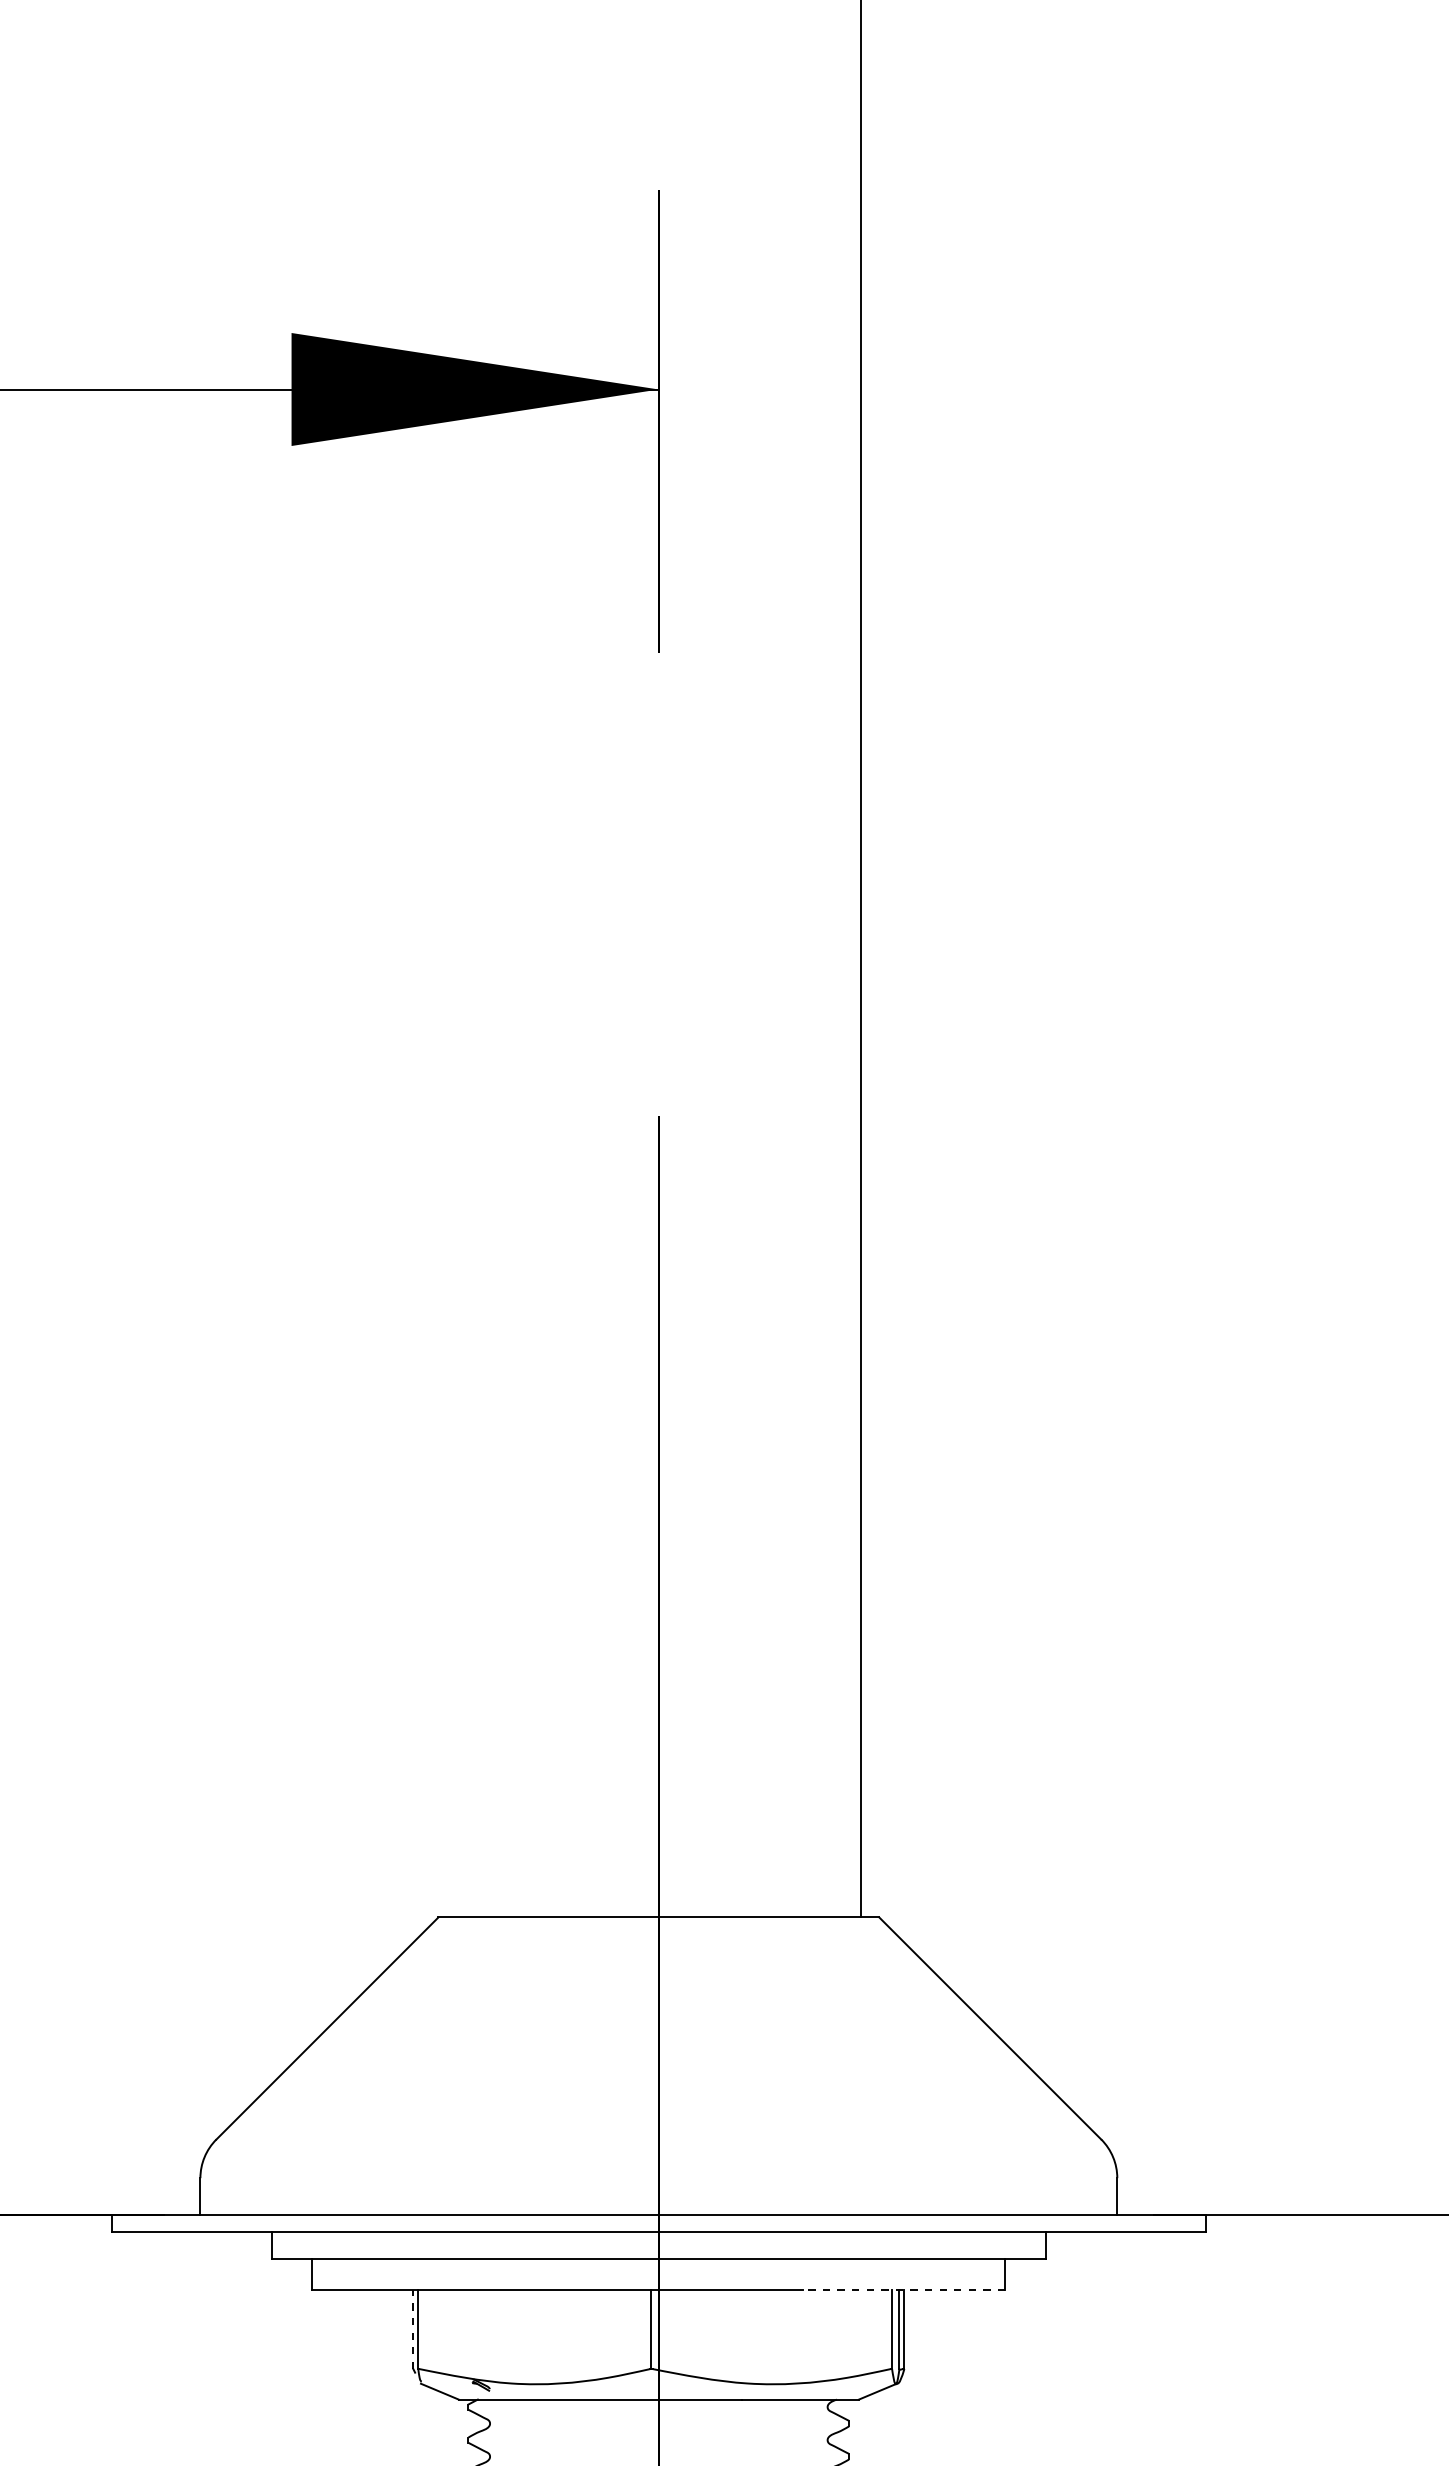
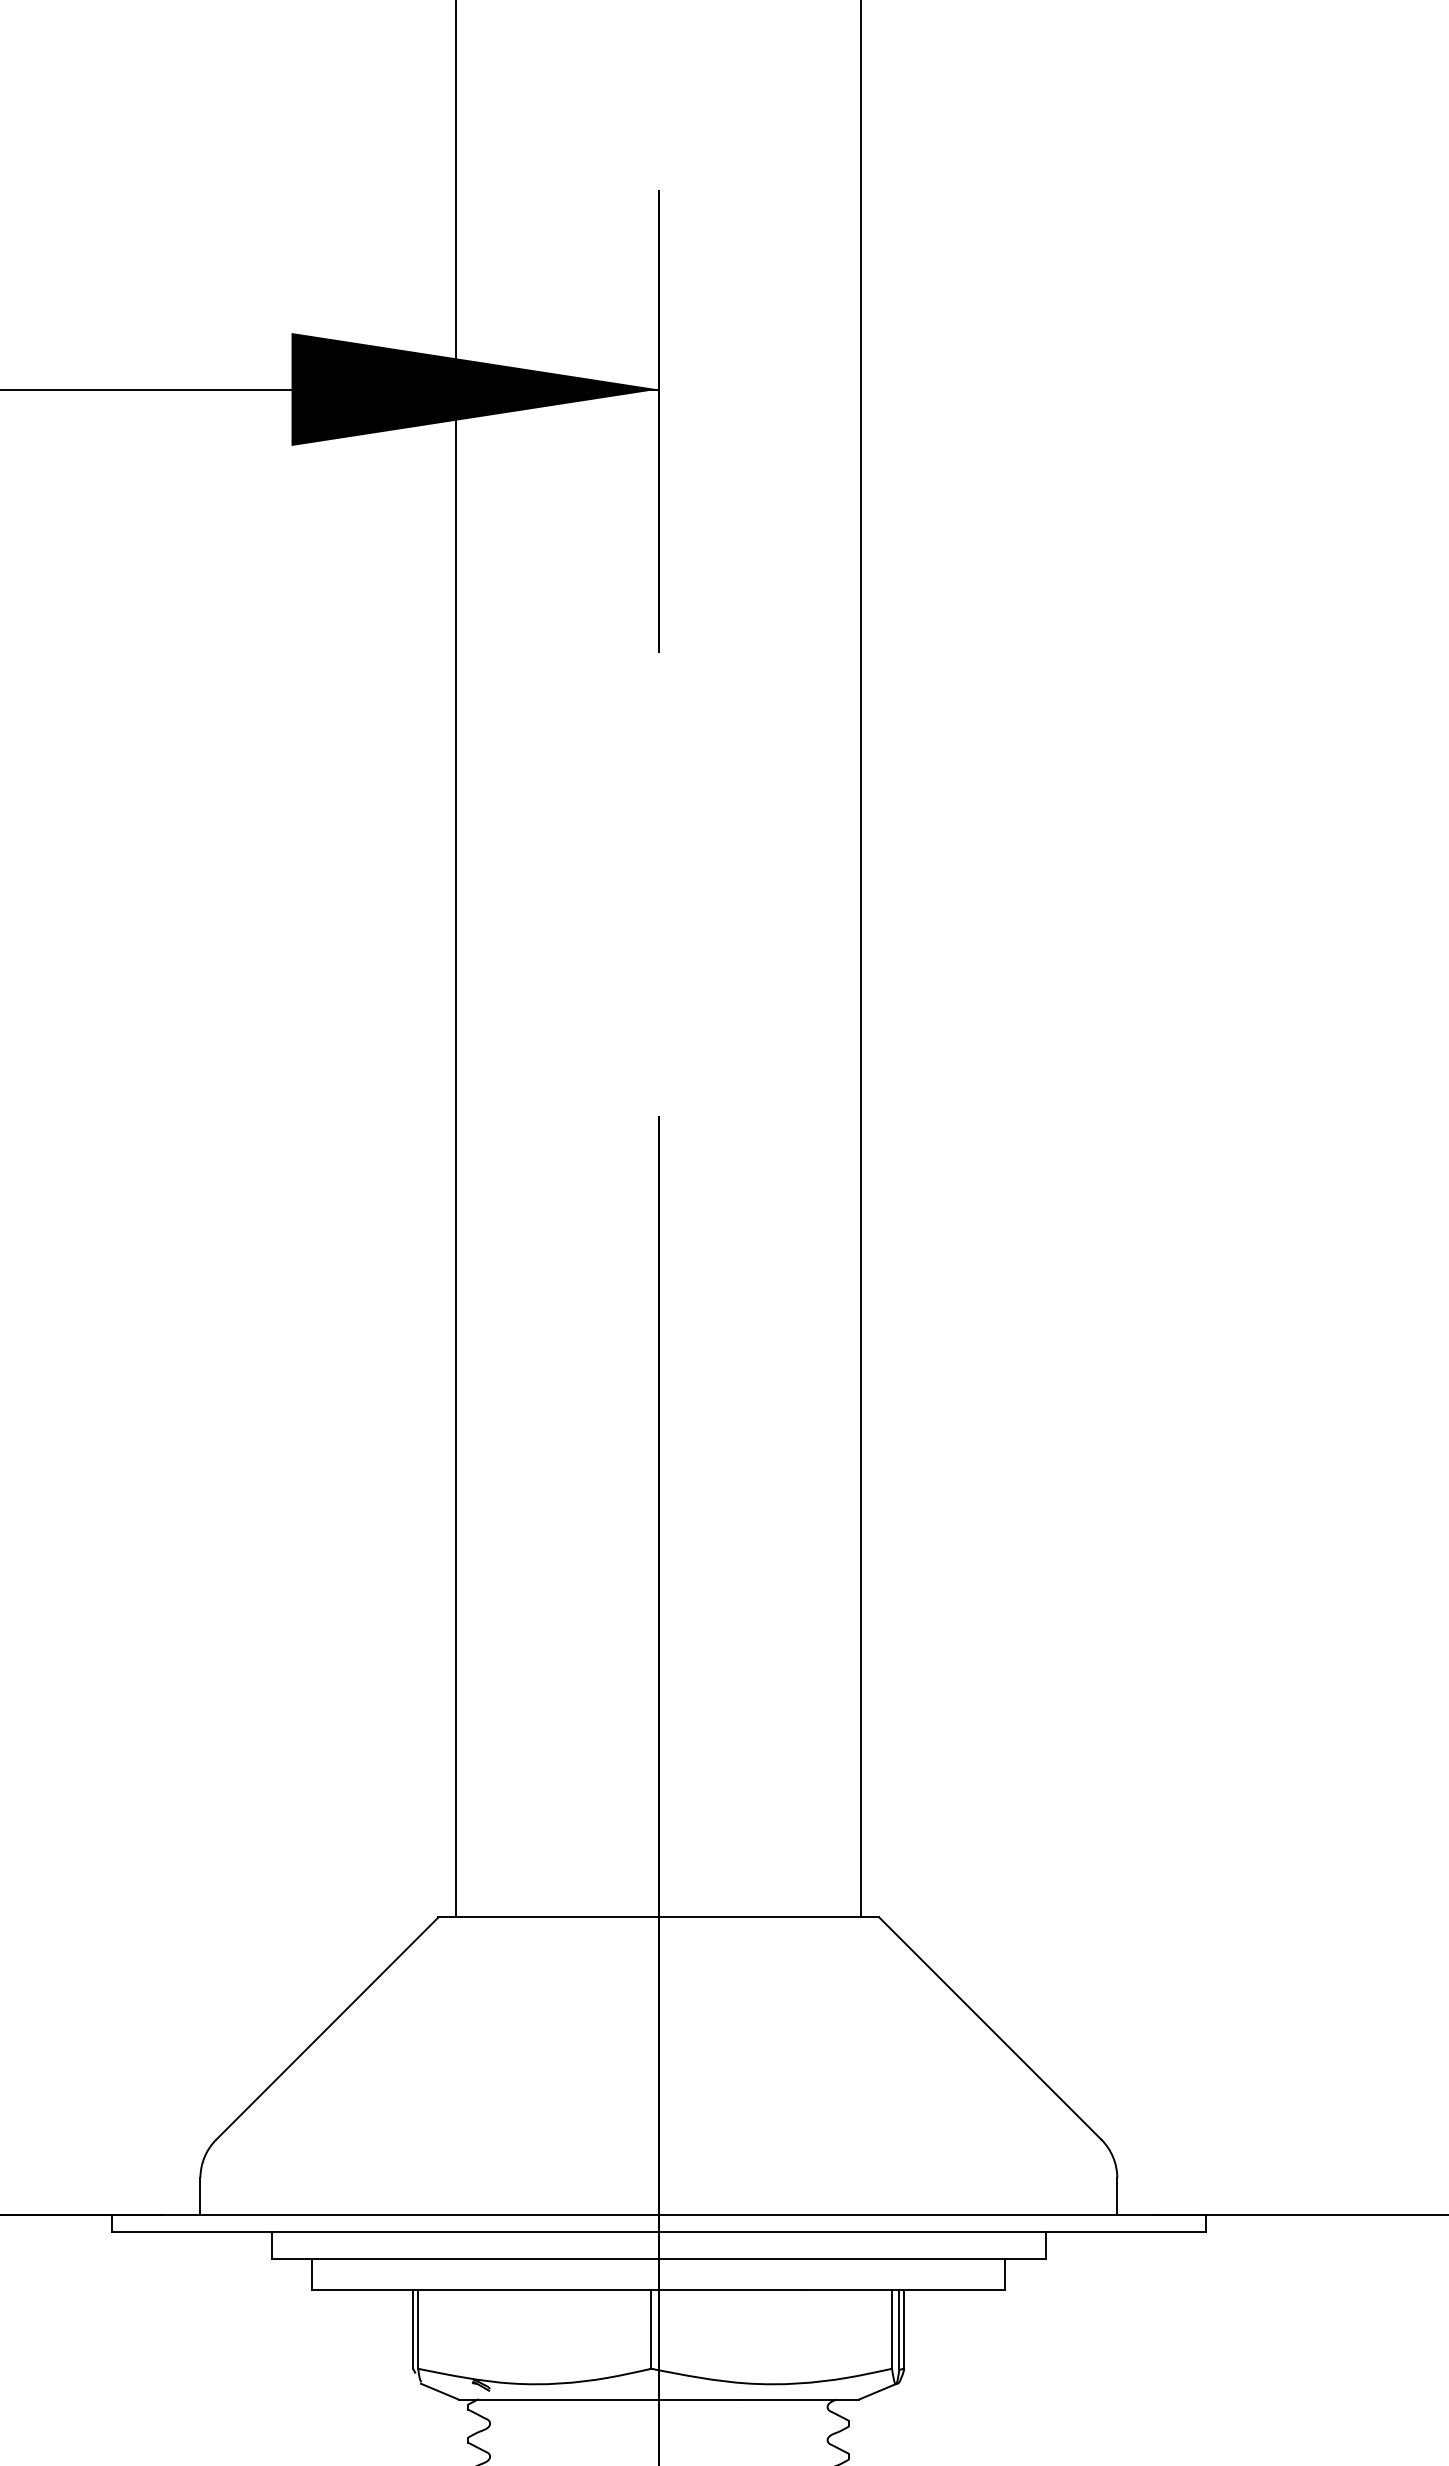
line: none -> present (456, 959)
line: dashed -> solid (903, 2290)
line: dashed -> solid (413, 2329)
